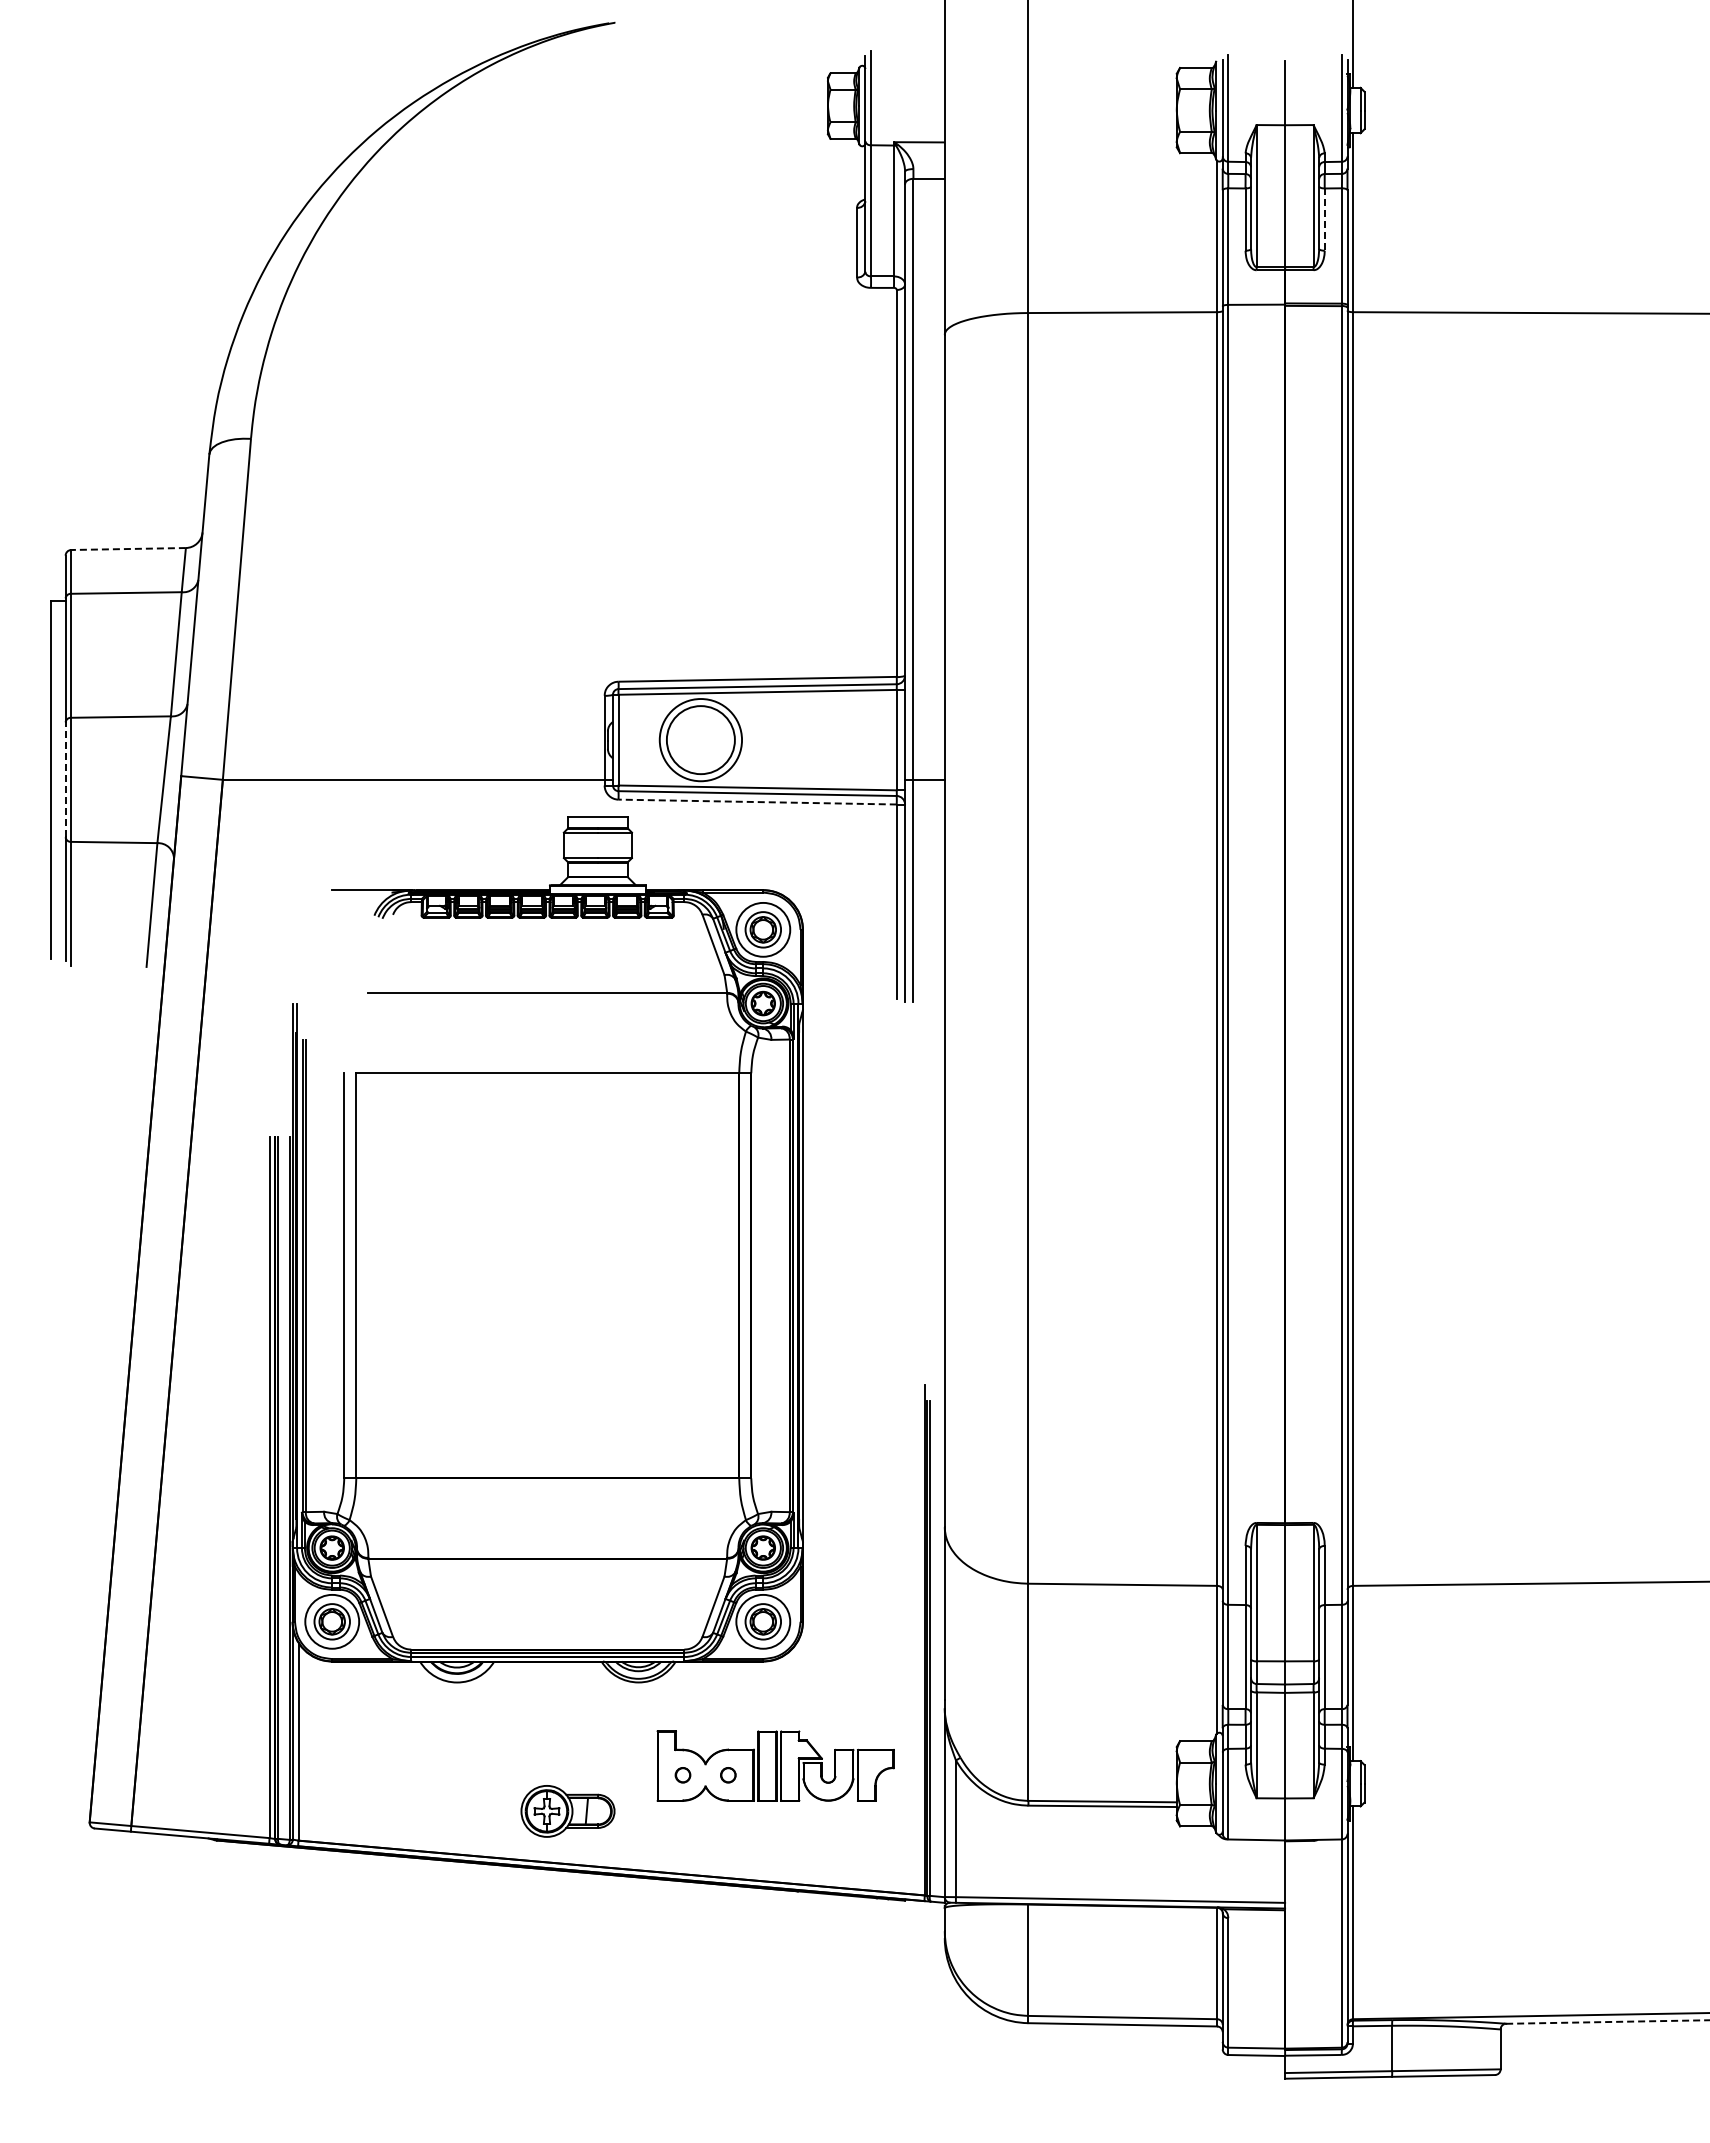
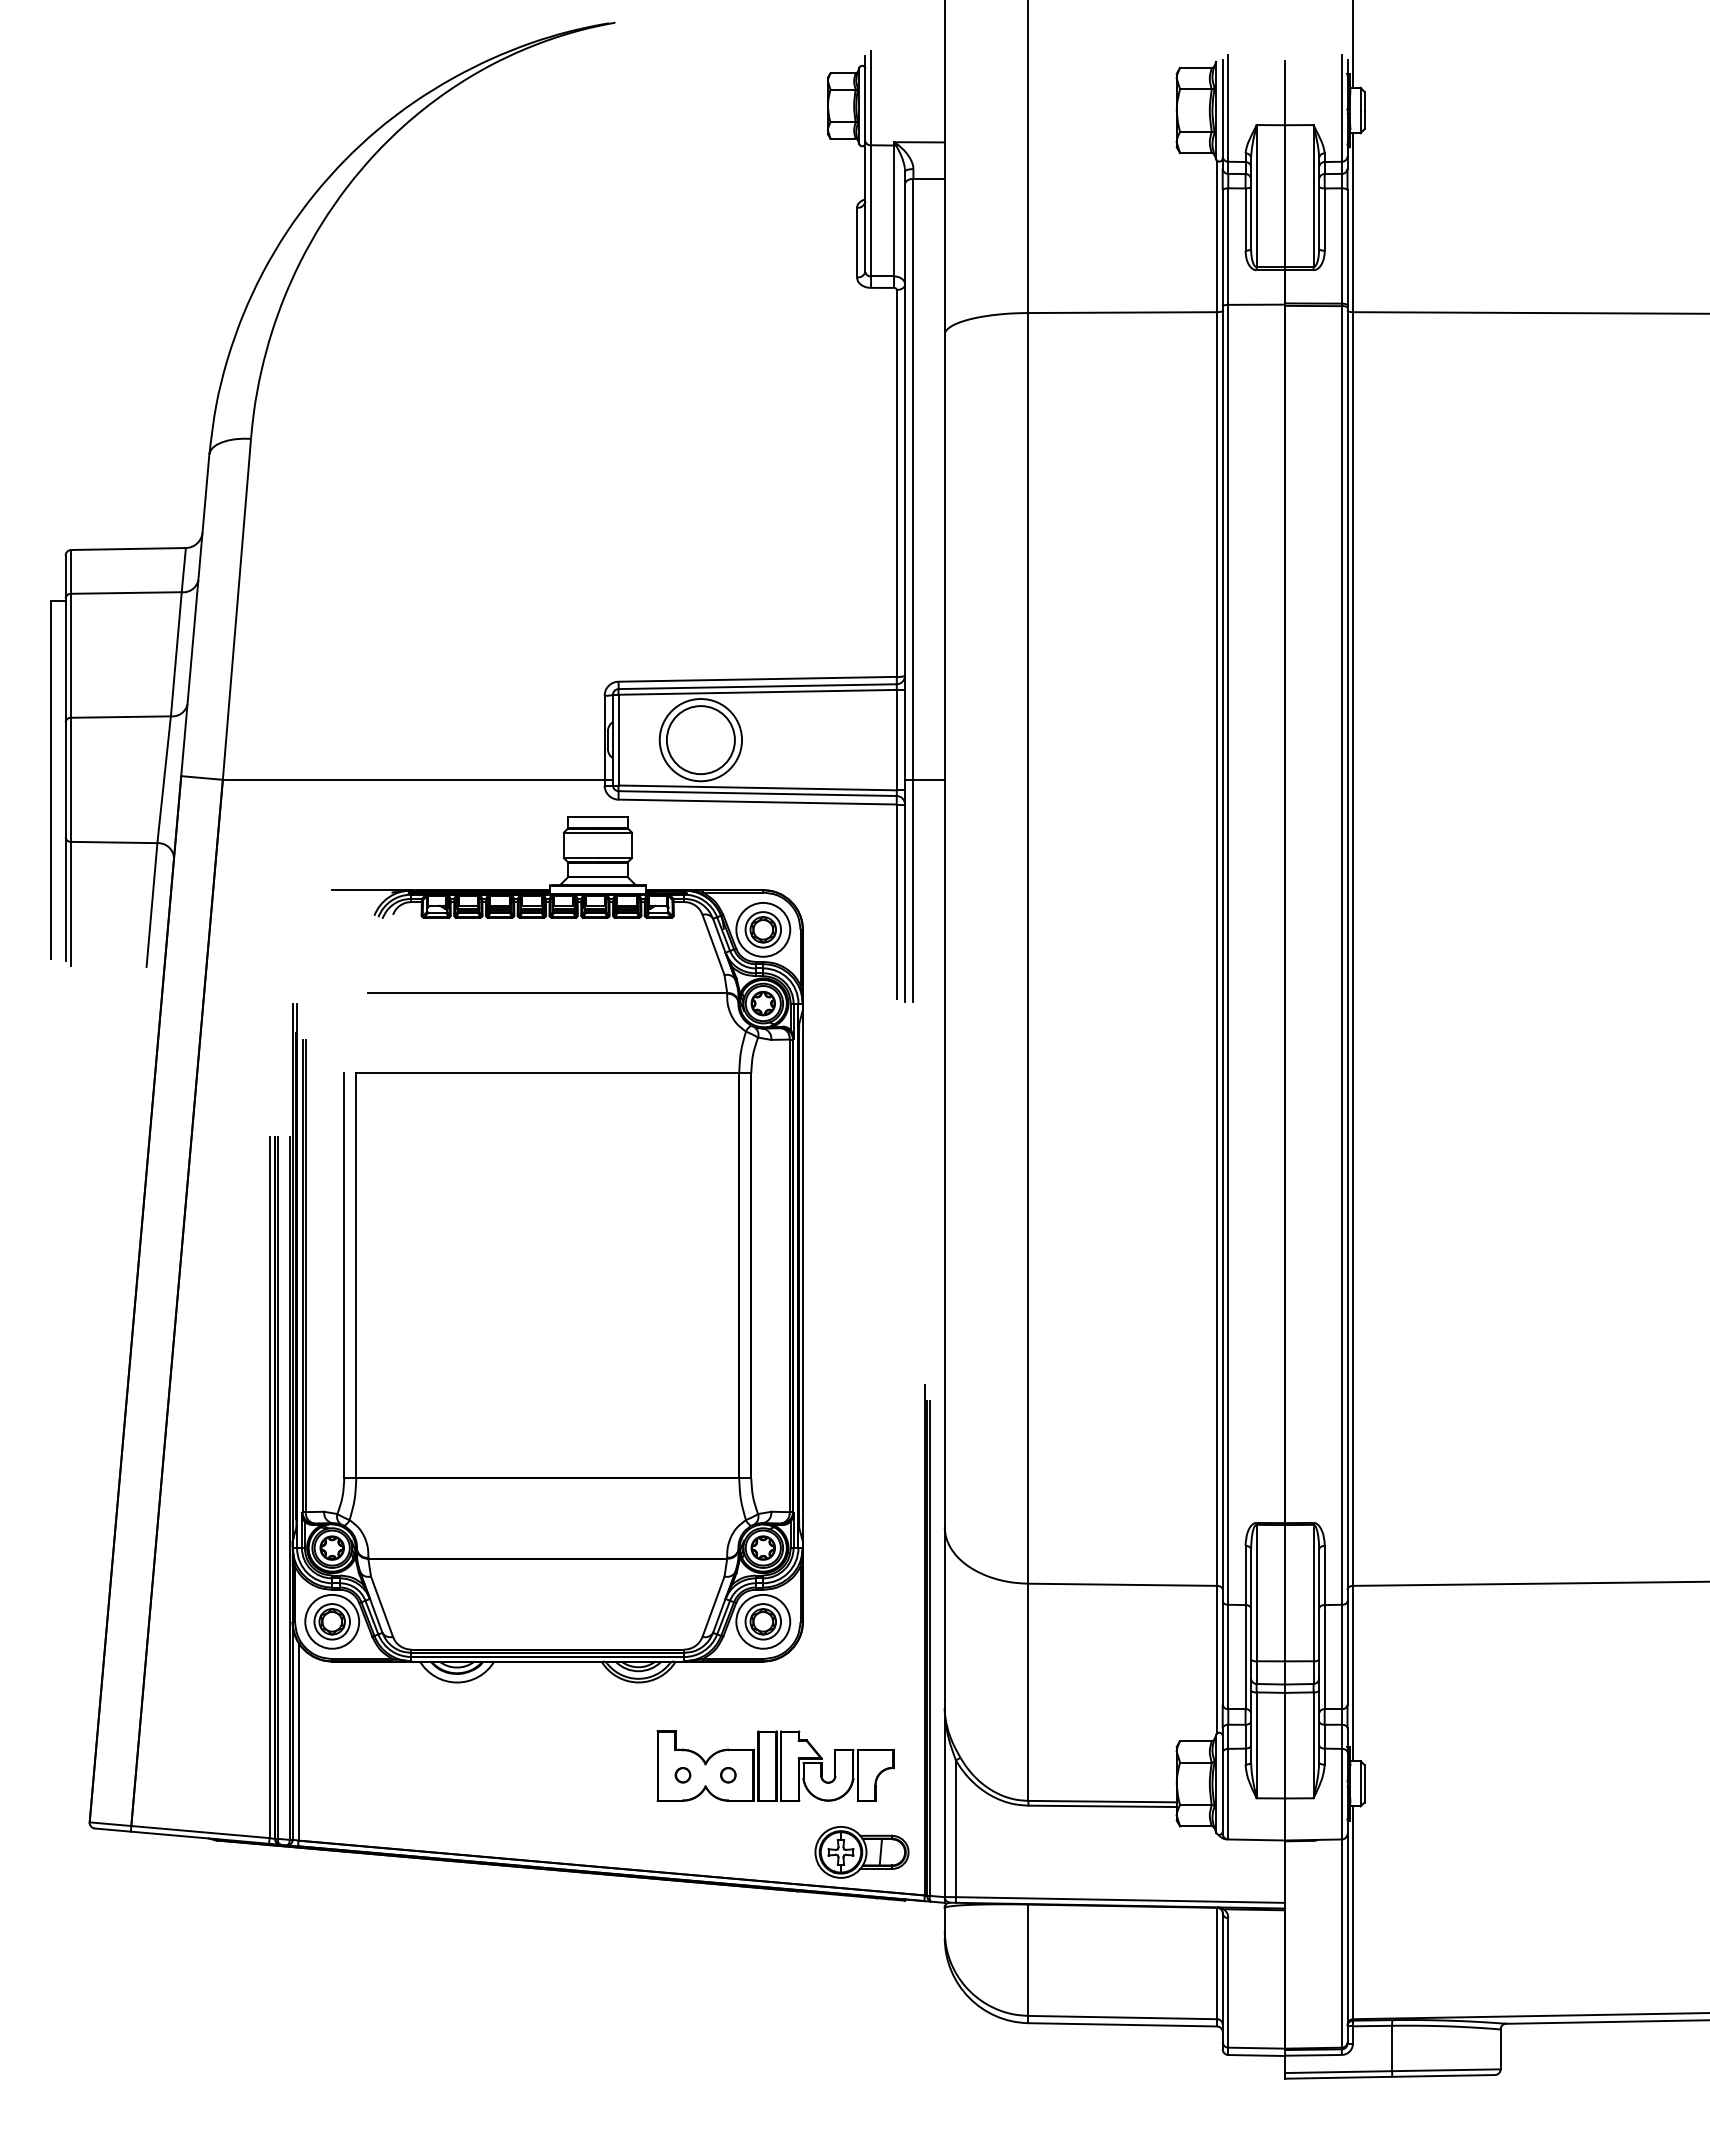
line: dashed -> solid (1324, 220)
line: dashed -> solid (128, 549)
line: dashed -> solid (65, 779)
line: dashed -> solid (757, 802)
part position: (567, 1811) -> (861, 1852) (861, 1852)
line: dashed -> solid (1607, 2022)
